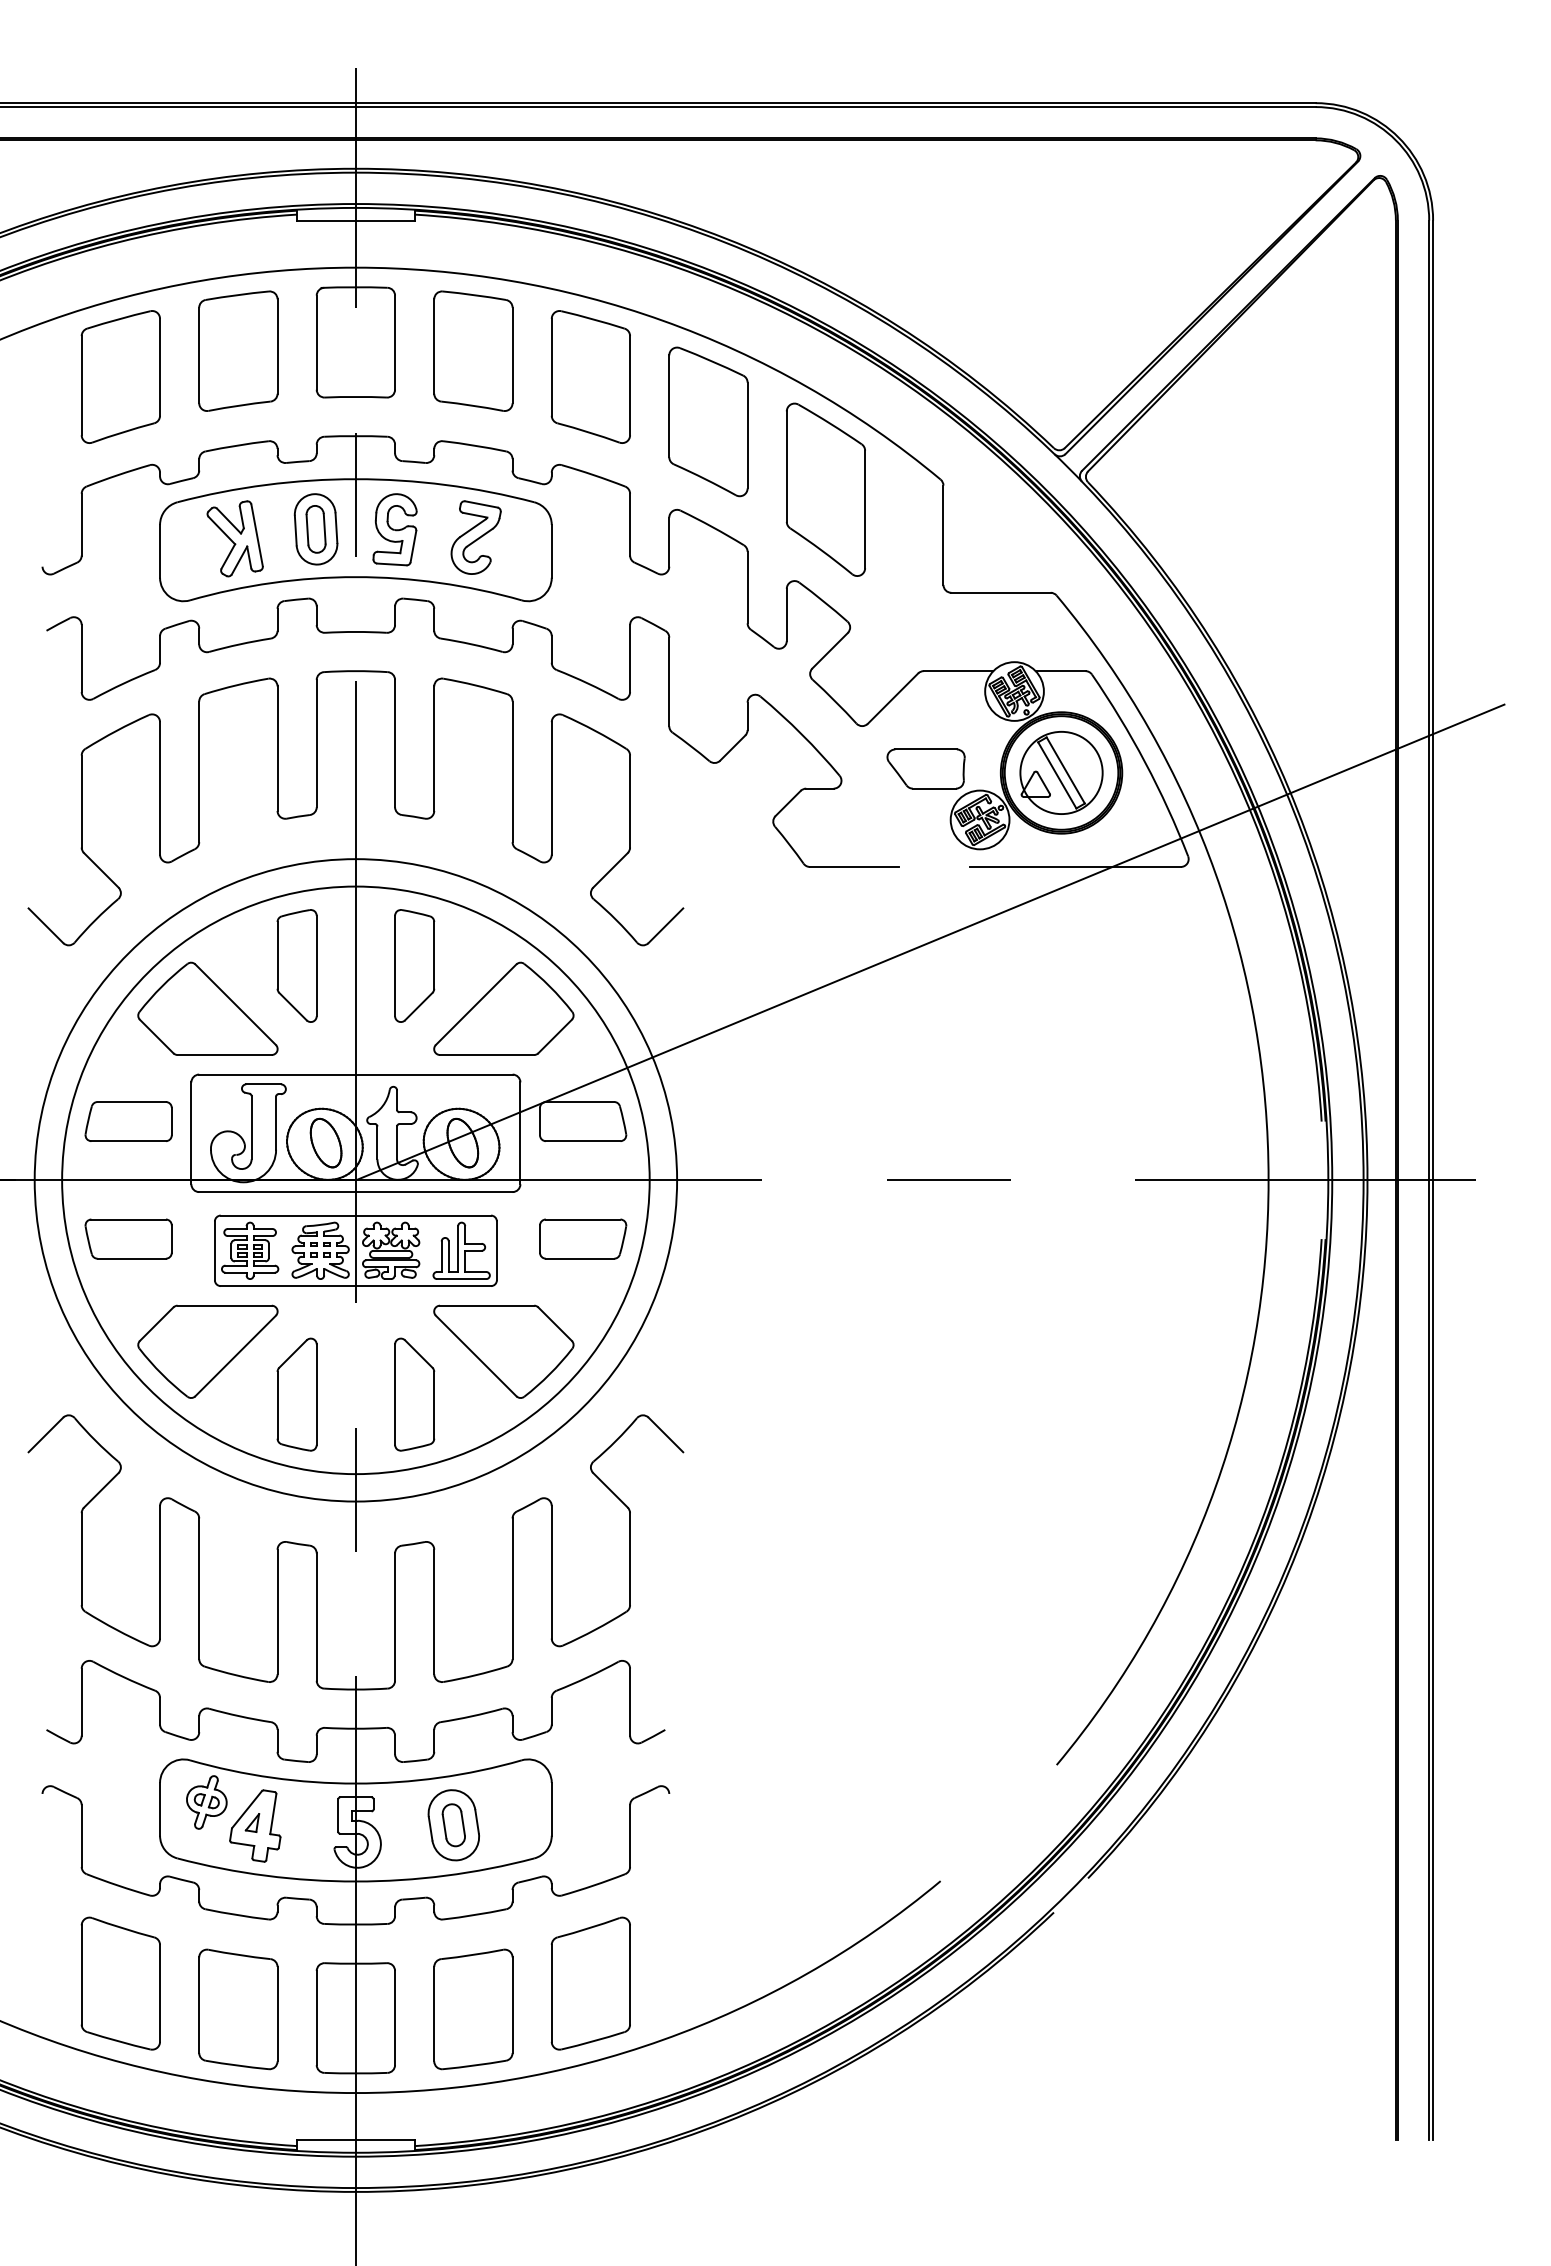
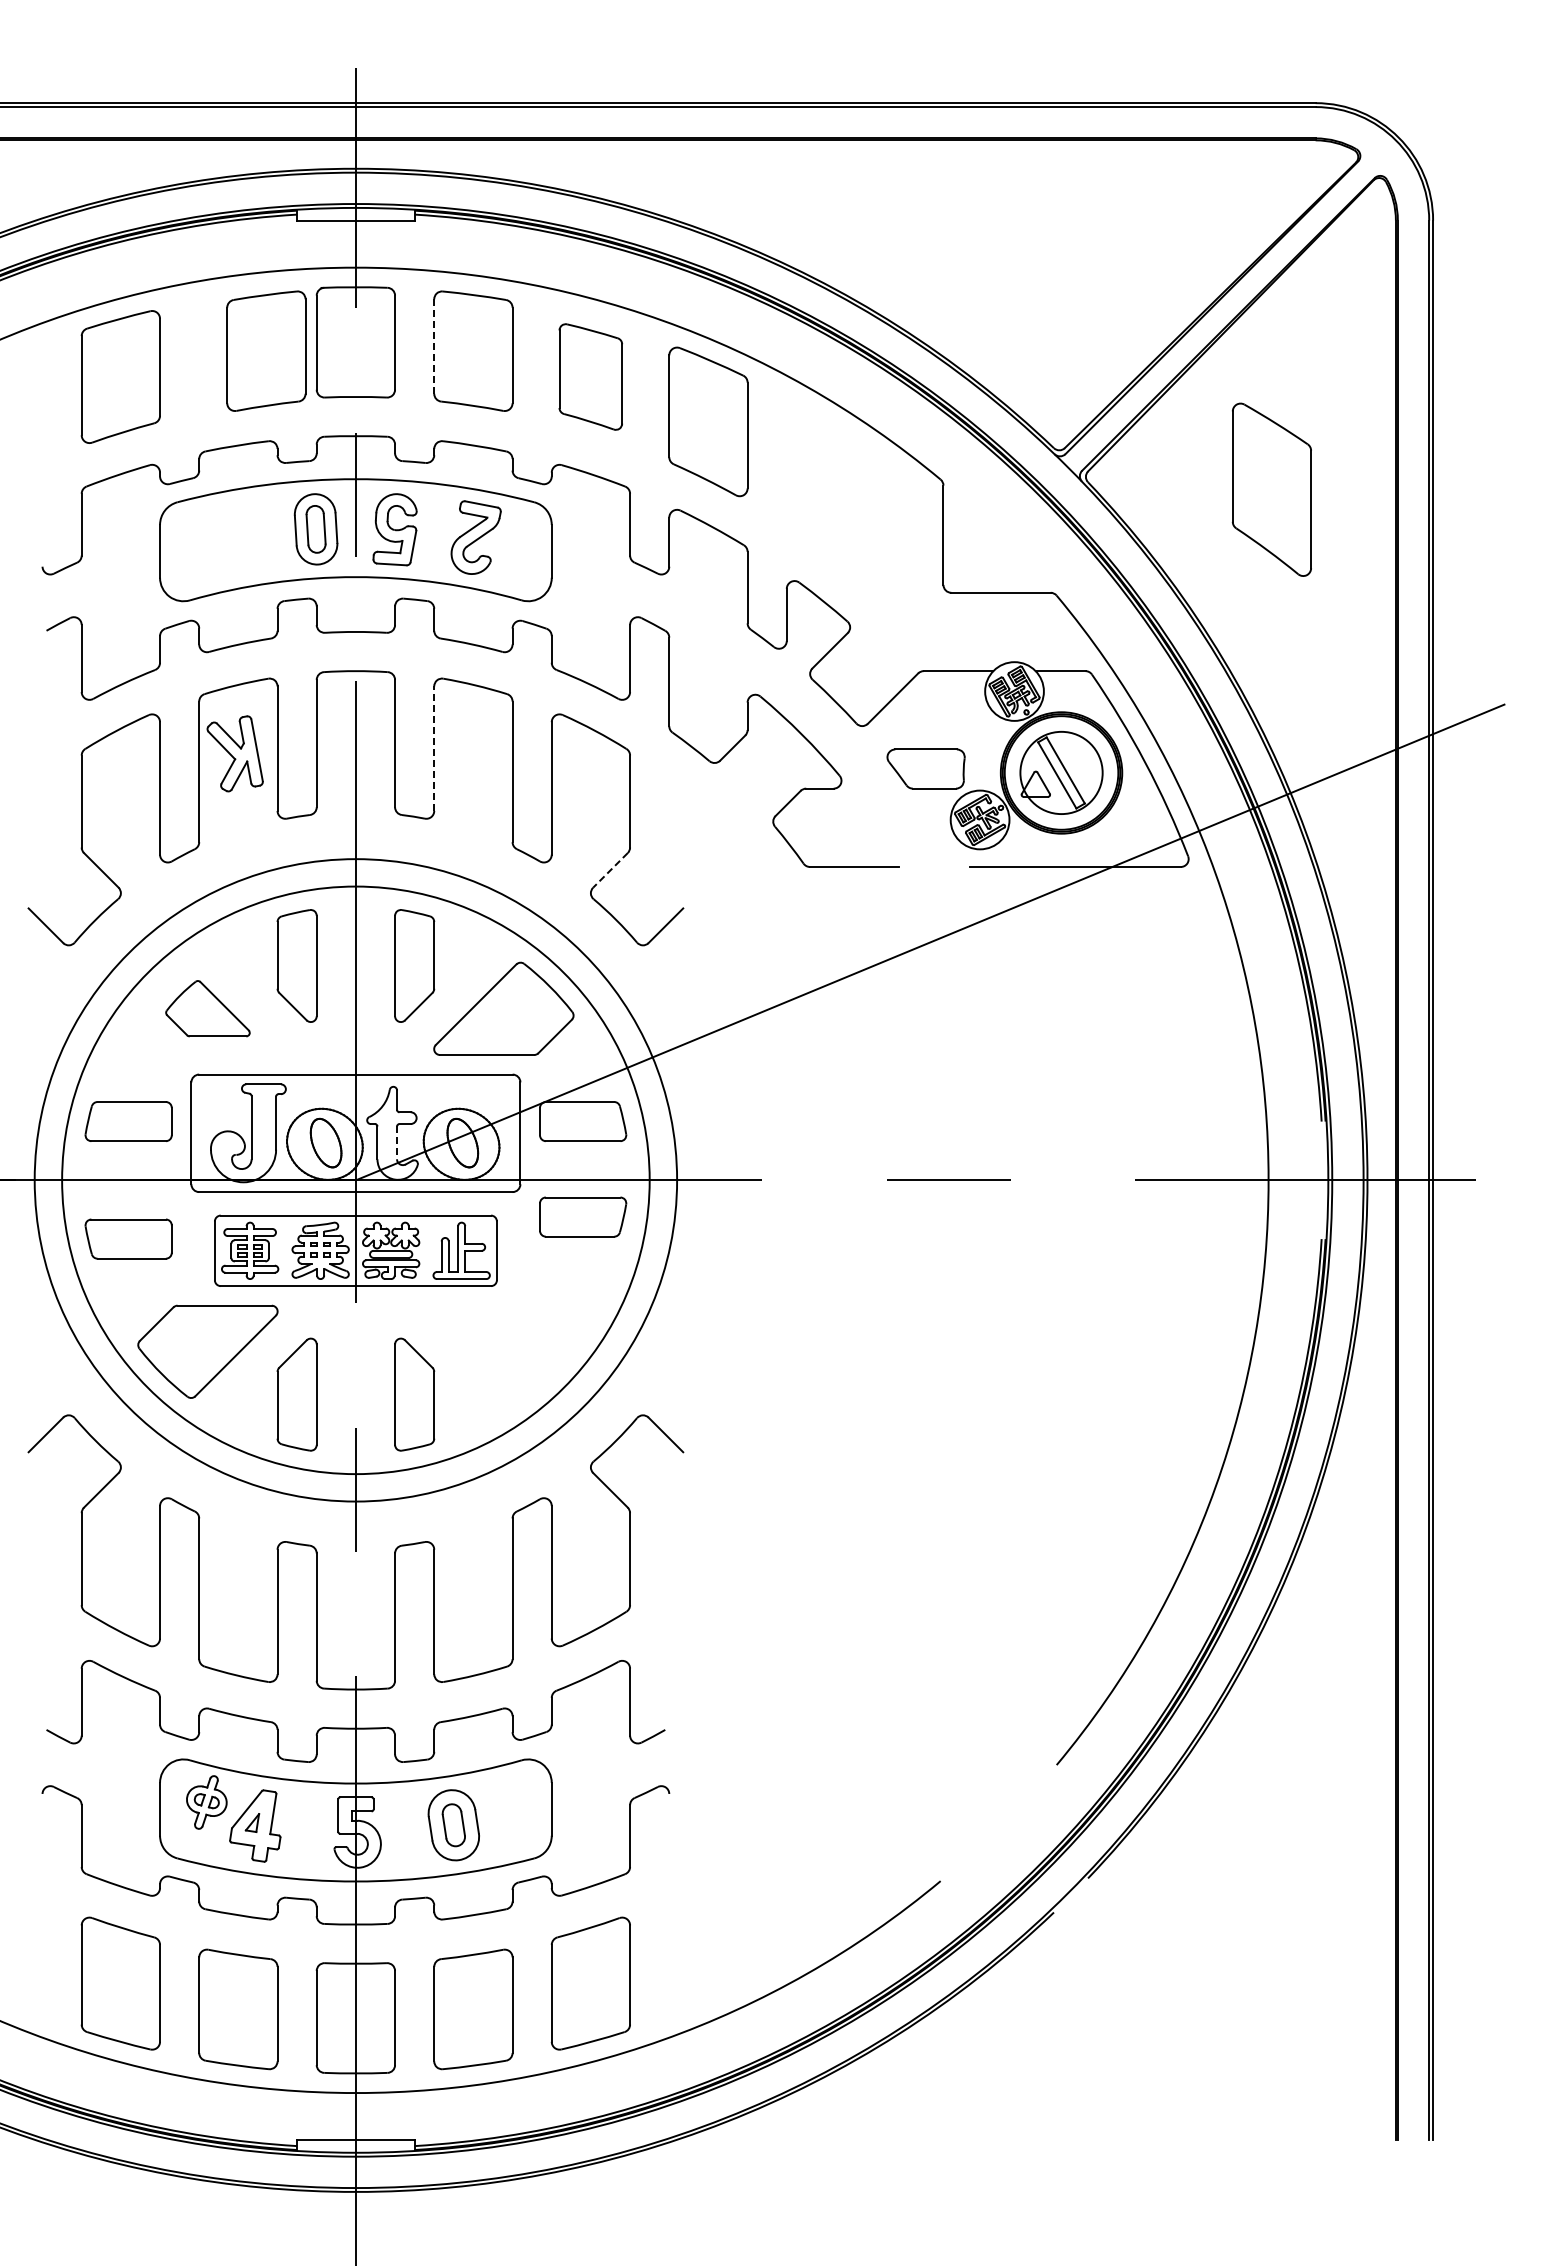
line: solid -> dashed (434, 346)
part position: (238, 350) -> (266, 350) (266, 350)
part size: 81x134 px -> 65x108 px (590, 376)
part position: (825, 489) -> (1271, 489) (1271, 489)
part position: (234, 538) -> (234, 753) (234, 753)
line: solid -> dashed (434, 748)
line: solid -> dashed (610, 870)
part size: 142x95 px -> 86x58 px (207, 1008)
line: solid -> dashed (397, 1143)
part position: (583, 1238) -> (583, 1216) (583, 1216)
part: present -> none (503, 1351)
